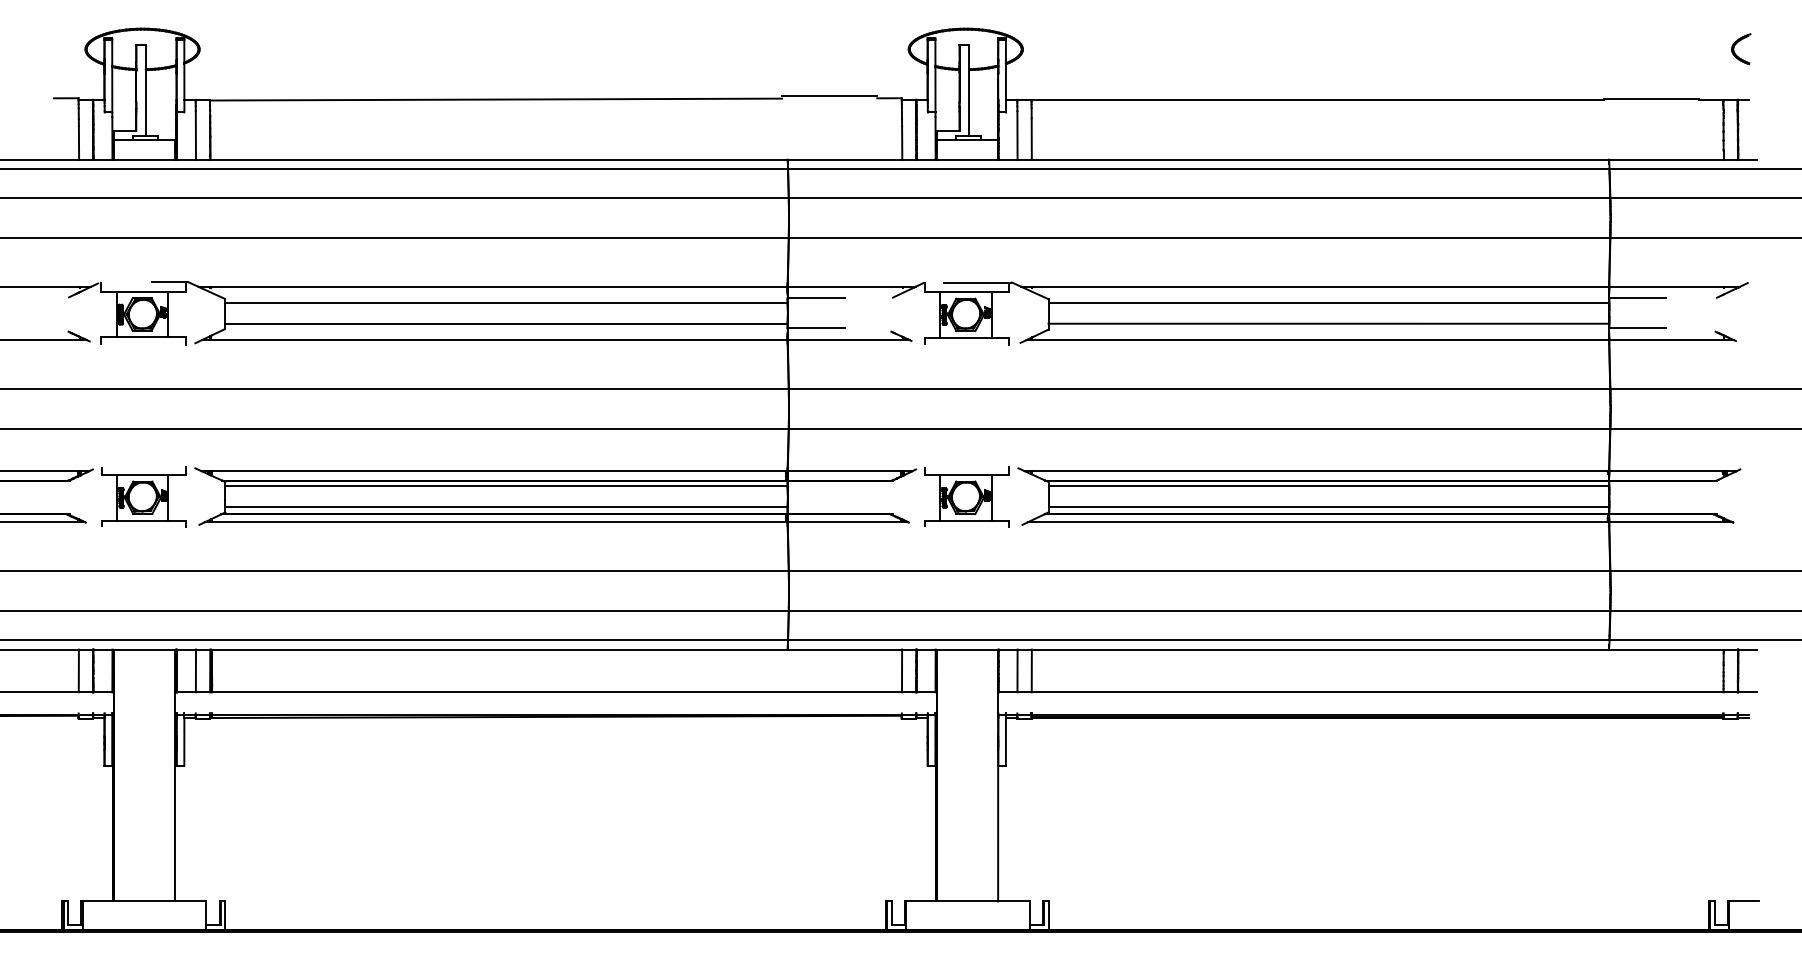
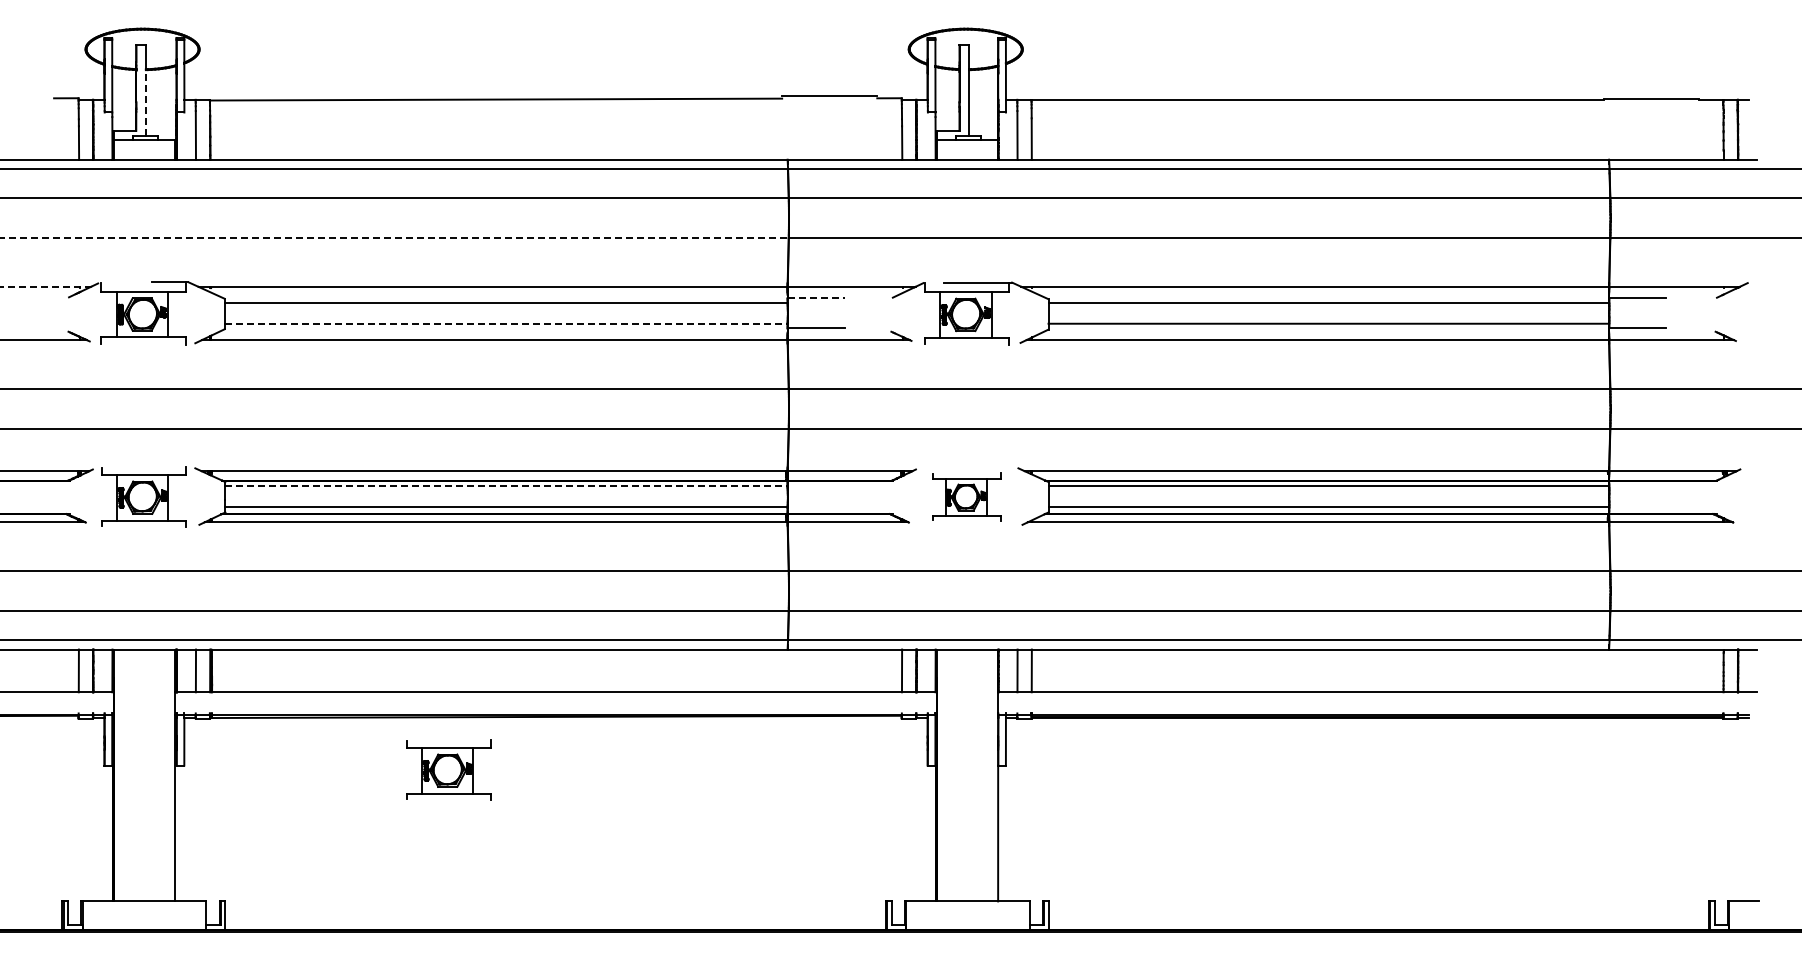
part: present -> none (1734, 49)
line: solid -> dashed (145, 102)
line: solid -> dashed (395, 238)
line: solid -> dashed (46, 286)
line: solid -> dashed (816, 298)
line: solid -> dashed (506, 323)
line: solid -> dashed (507, 485)
part size: 86x62 px -> 70x50 px (966, 496)
part: none -> present (448, 769)
